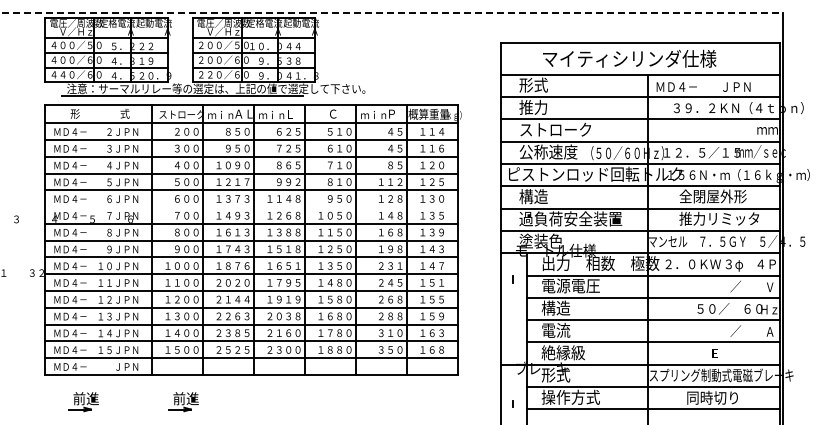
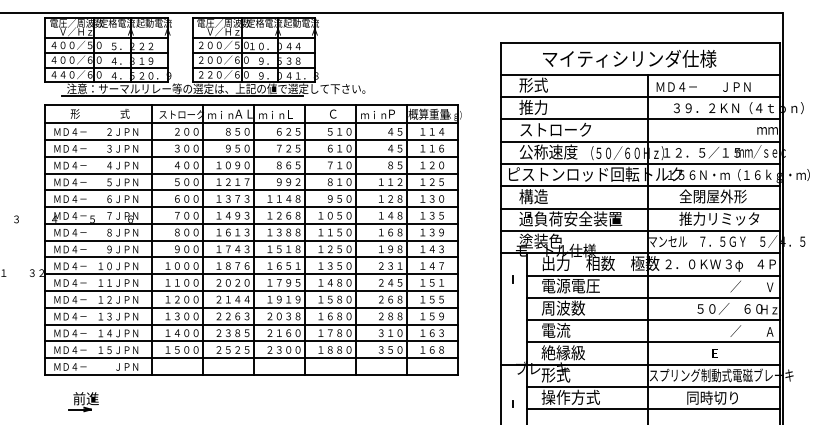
line: dashed -> solid (392, 12)
line: none -> present (250, 207)
text: 構造 -> 周波数 (563, 307)
part: present -> none (183, 402)
